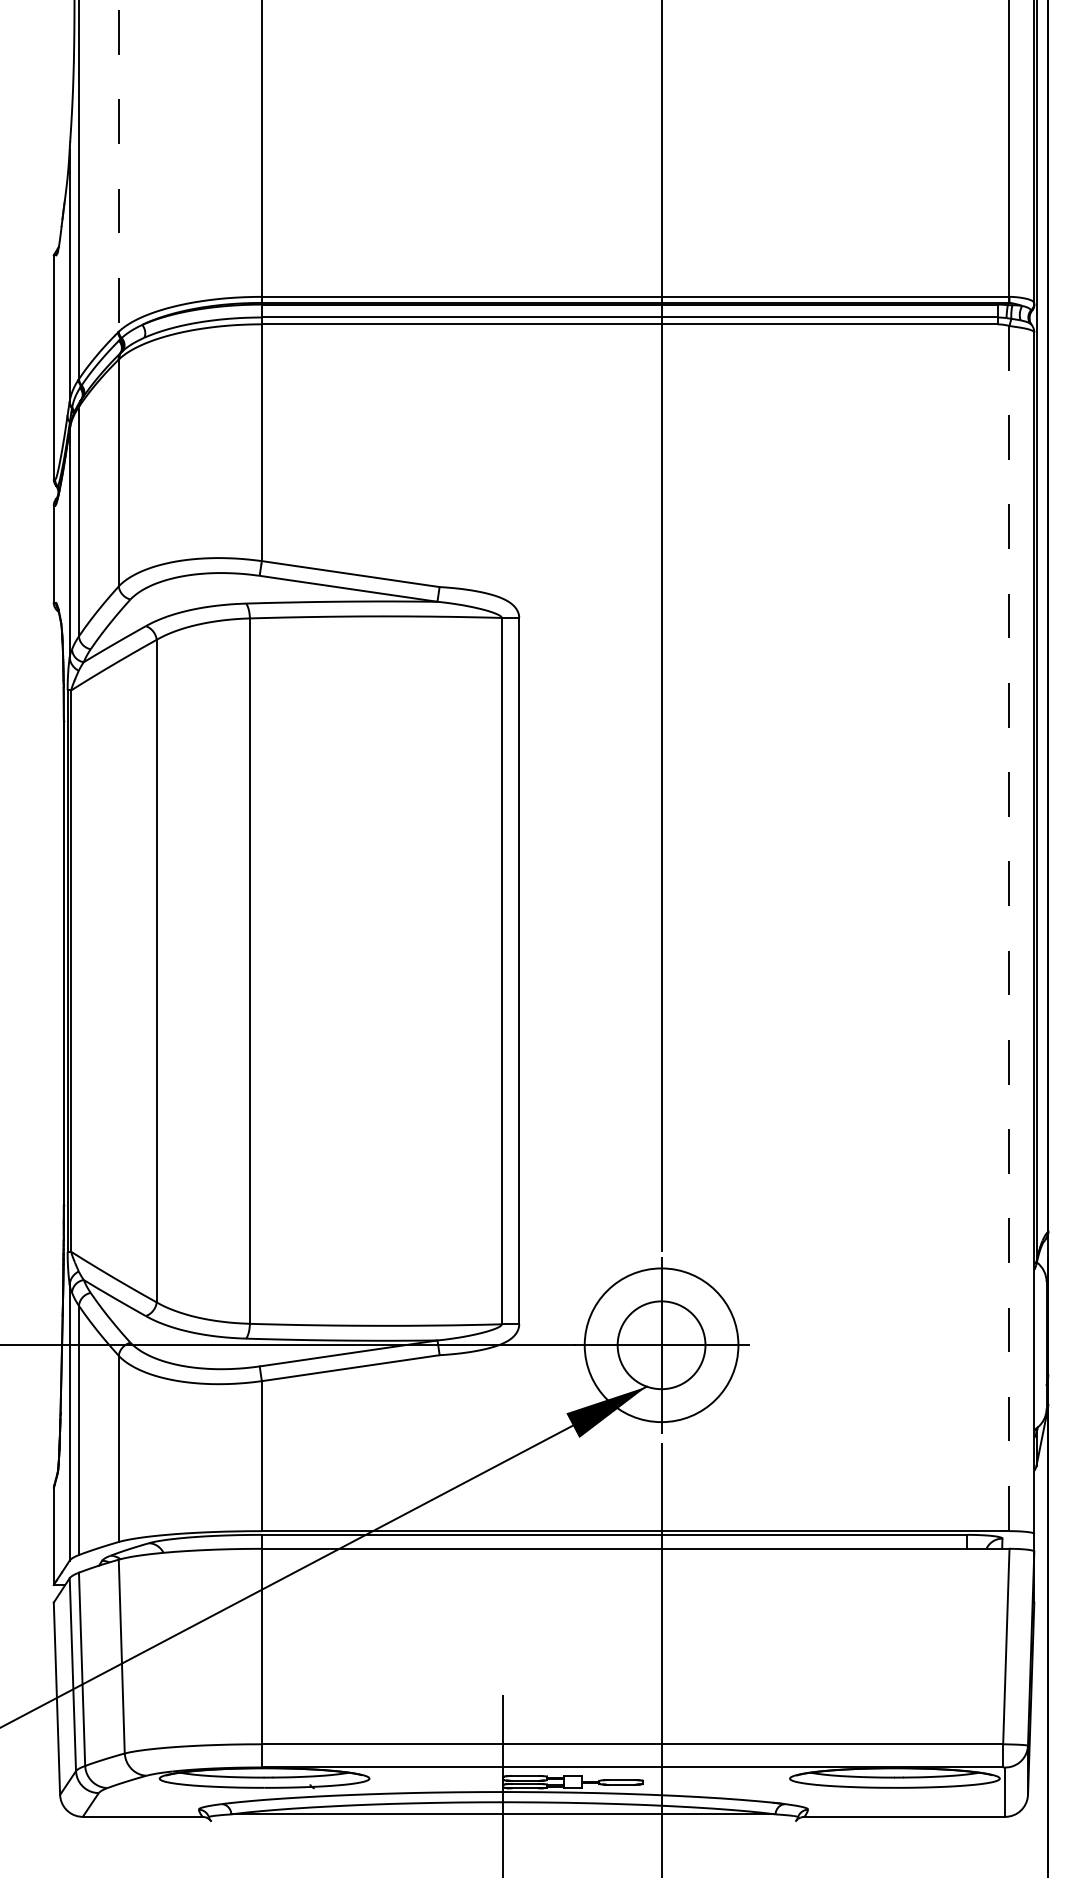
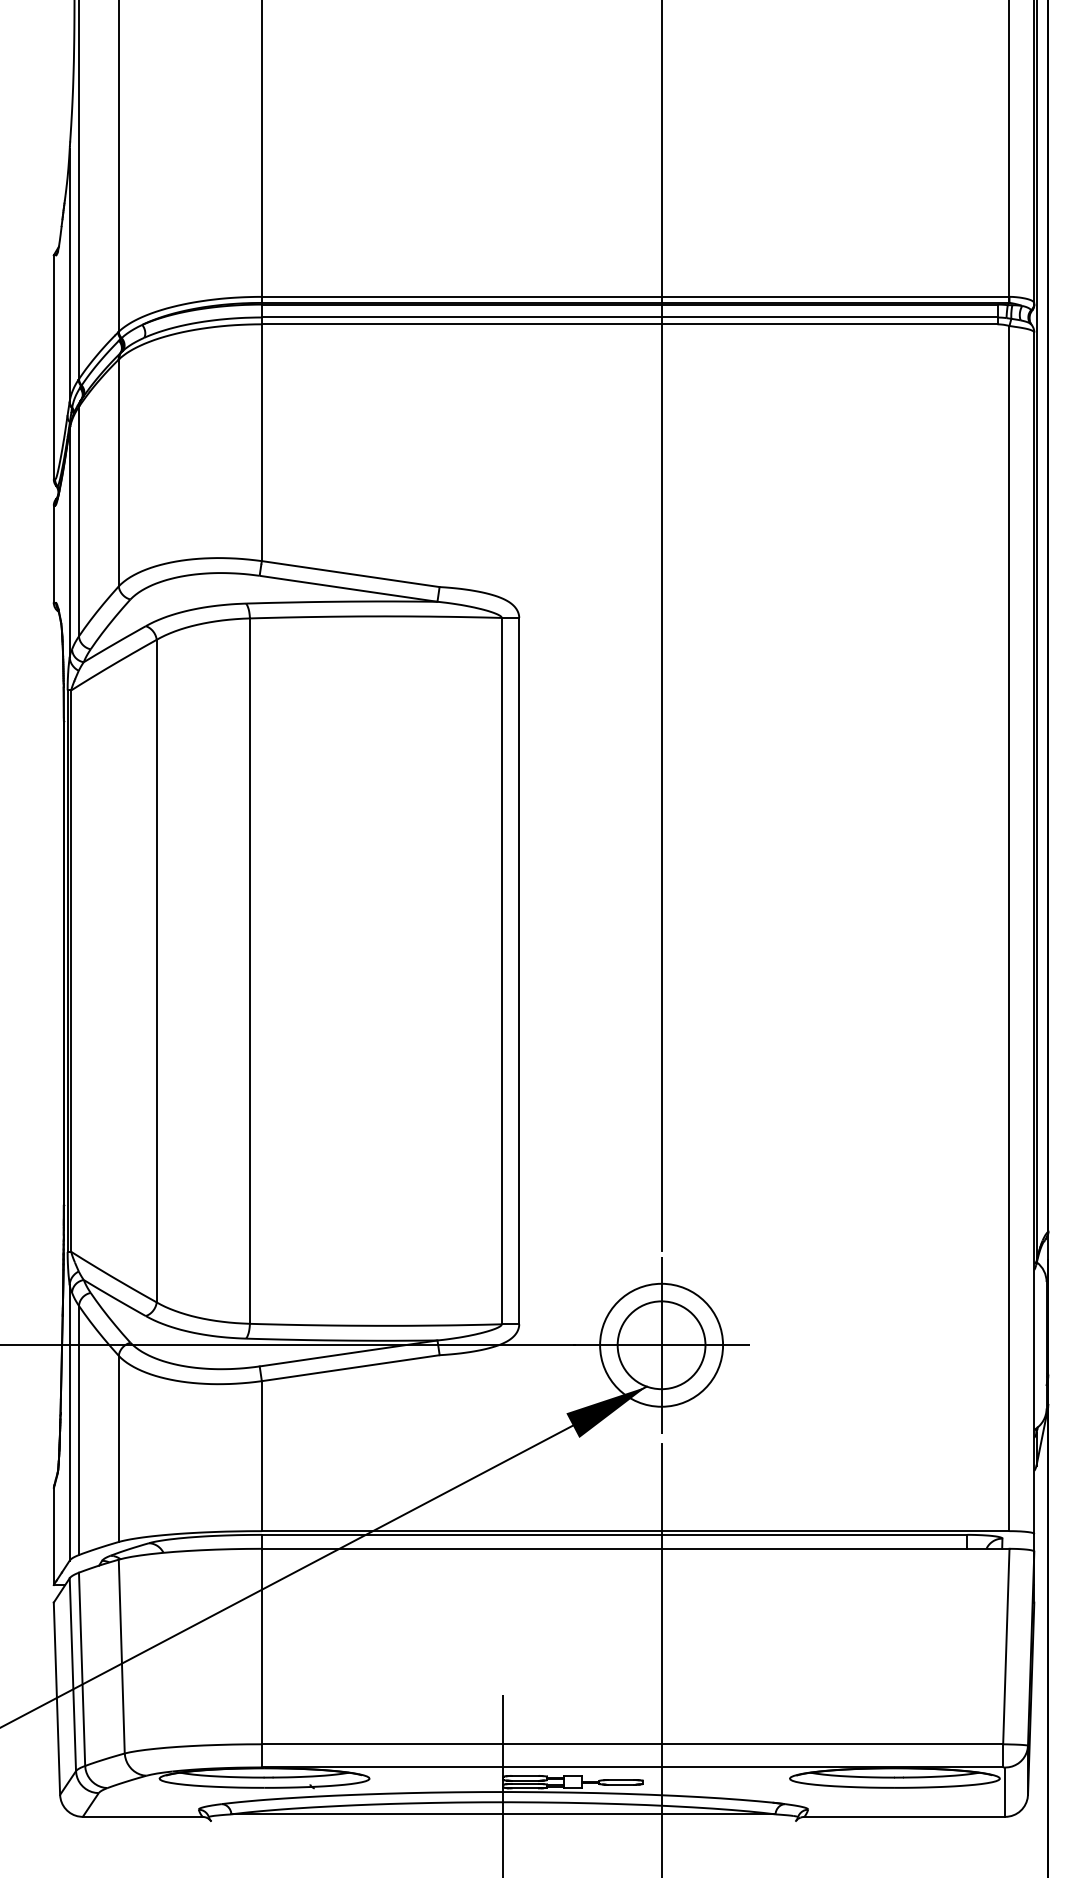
line: dashed -> solid (118, 165)
line: dashed -> solid (1009, 928)
circle diameter: 154 px -> 123 px (661, 1344)
